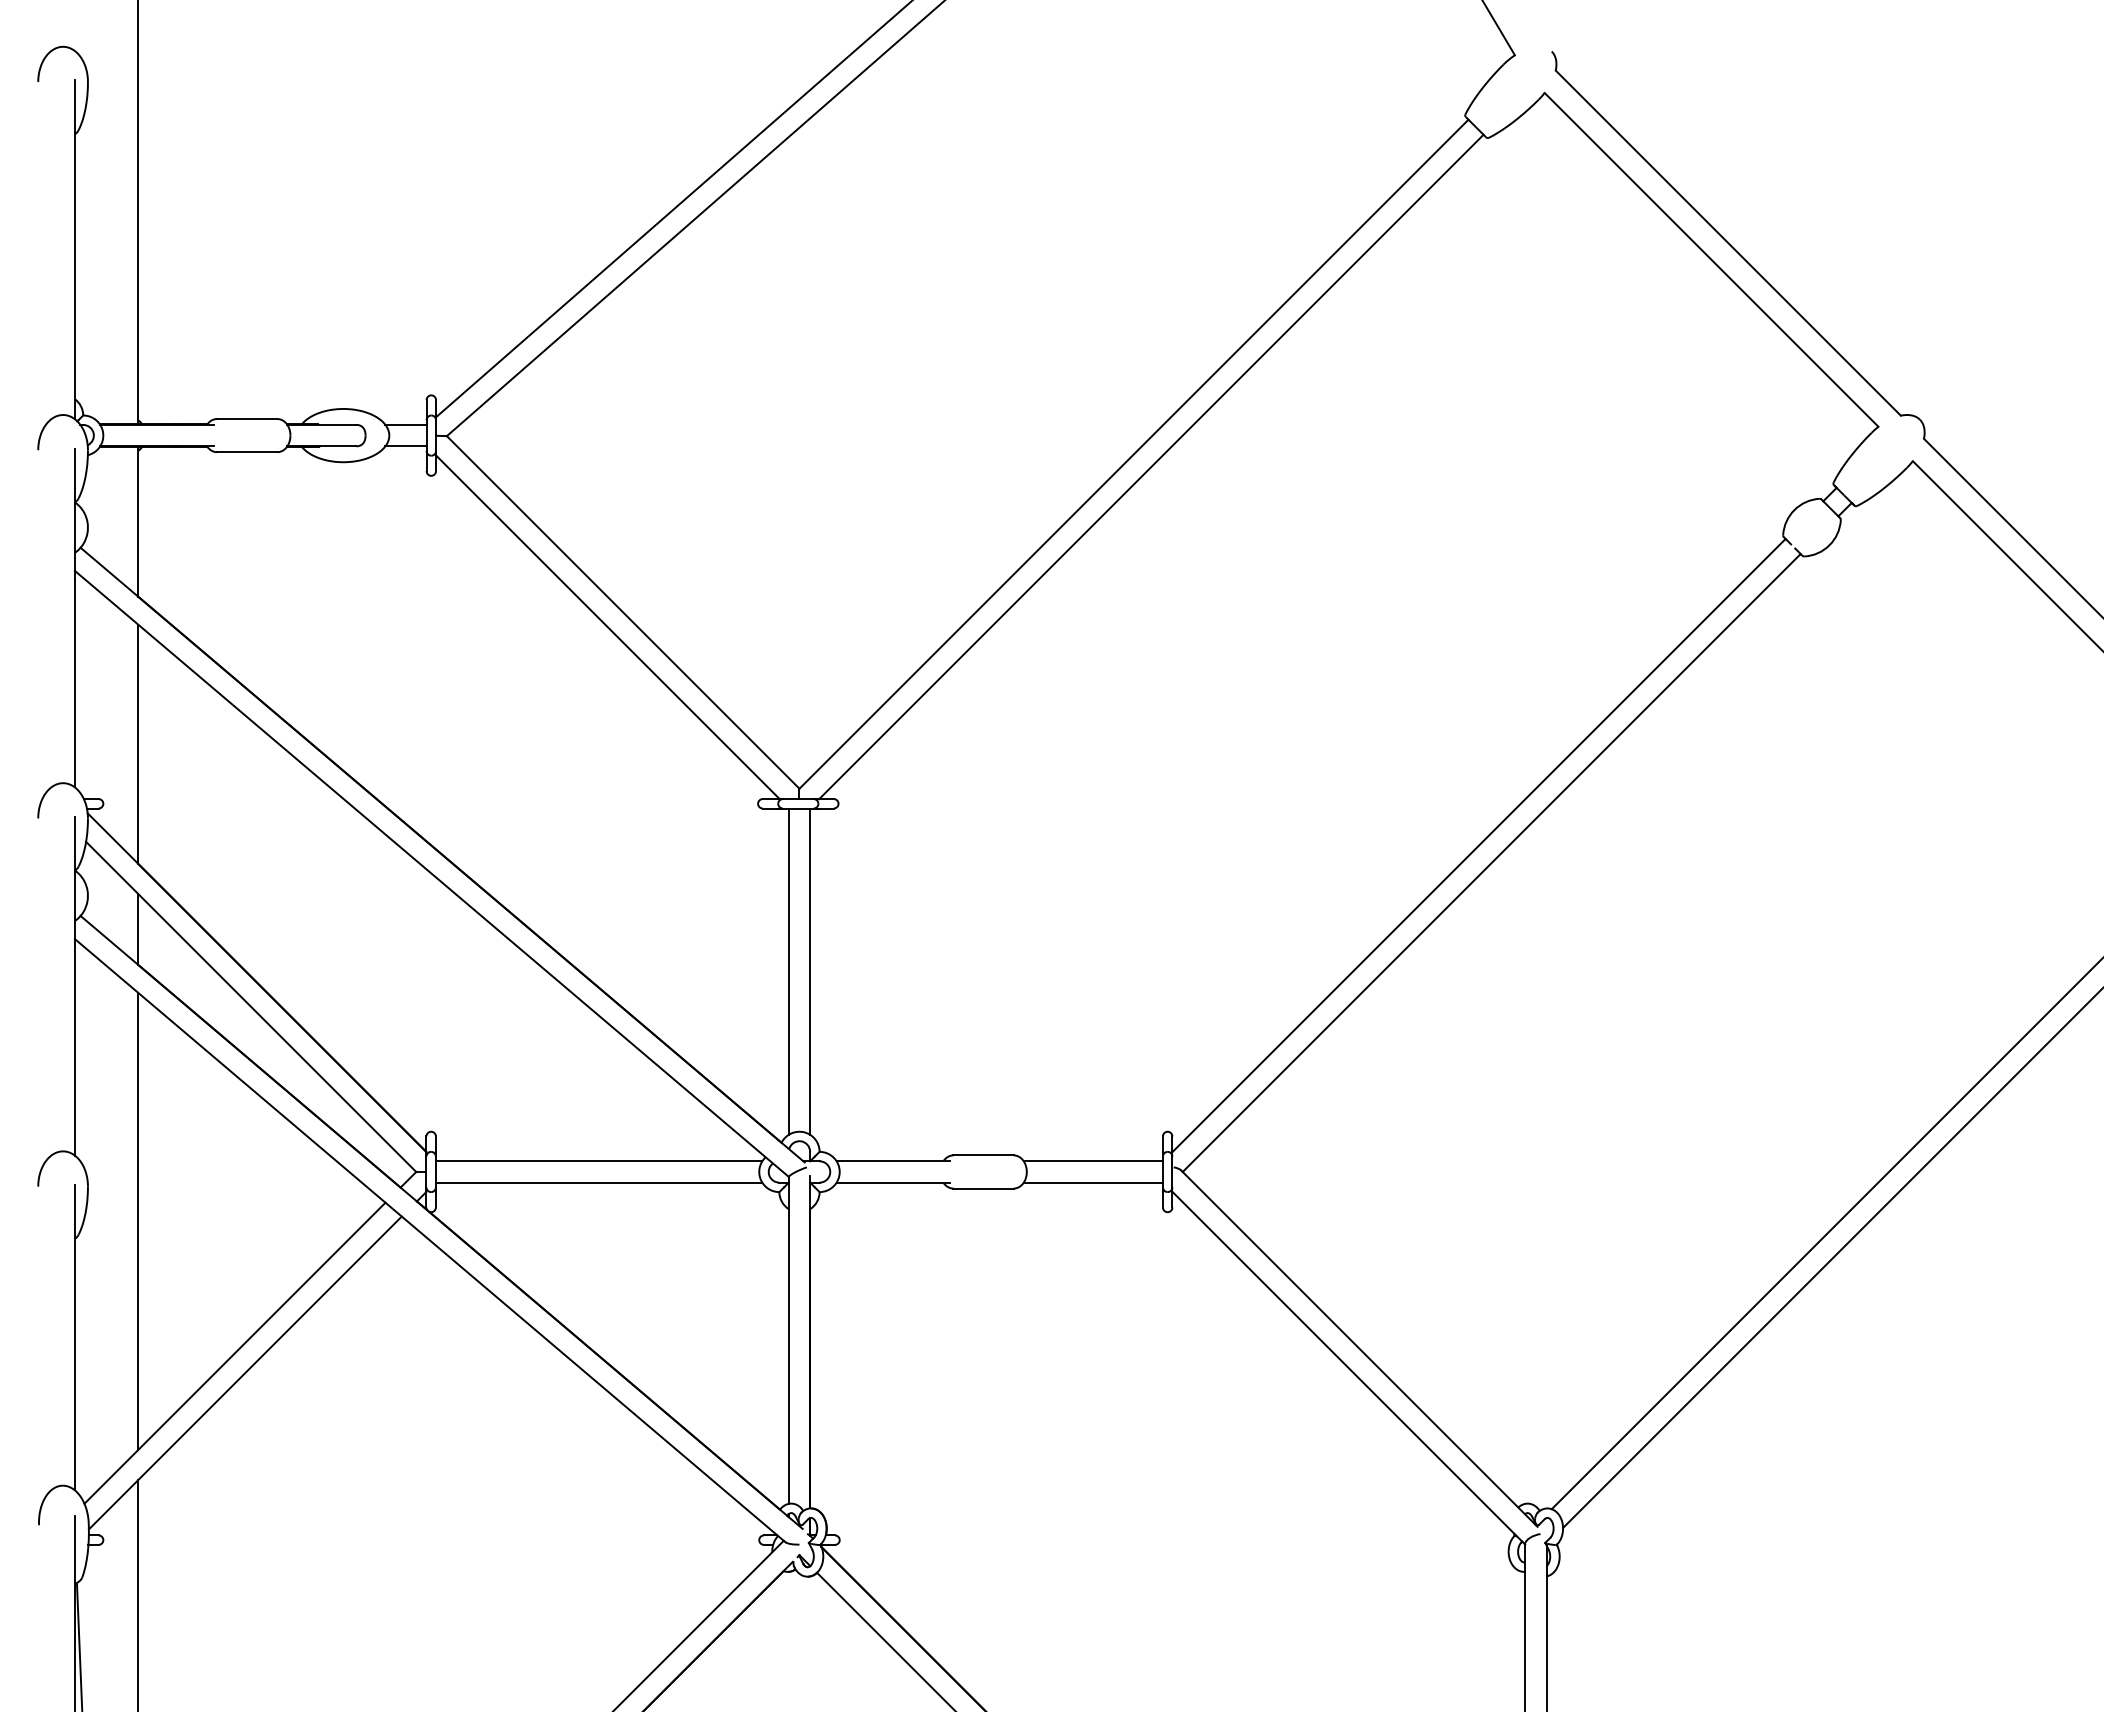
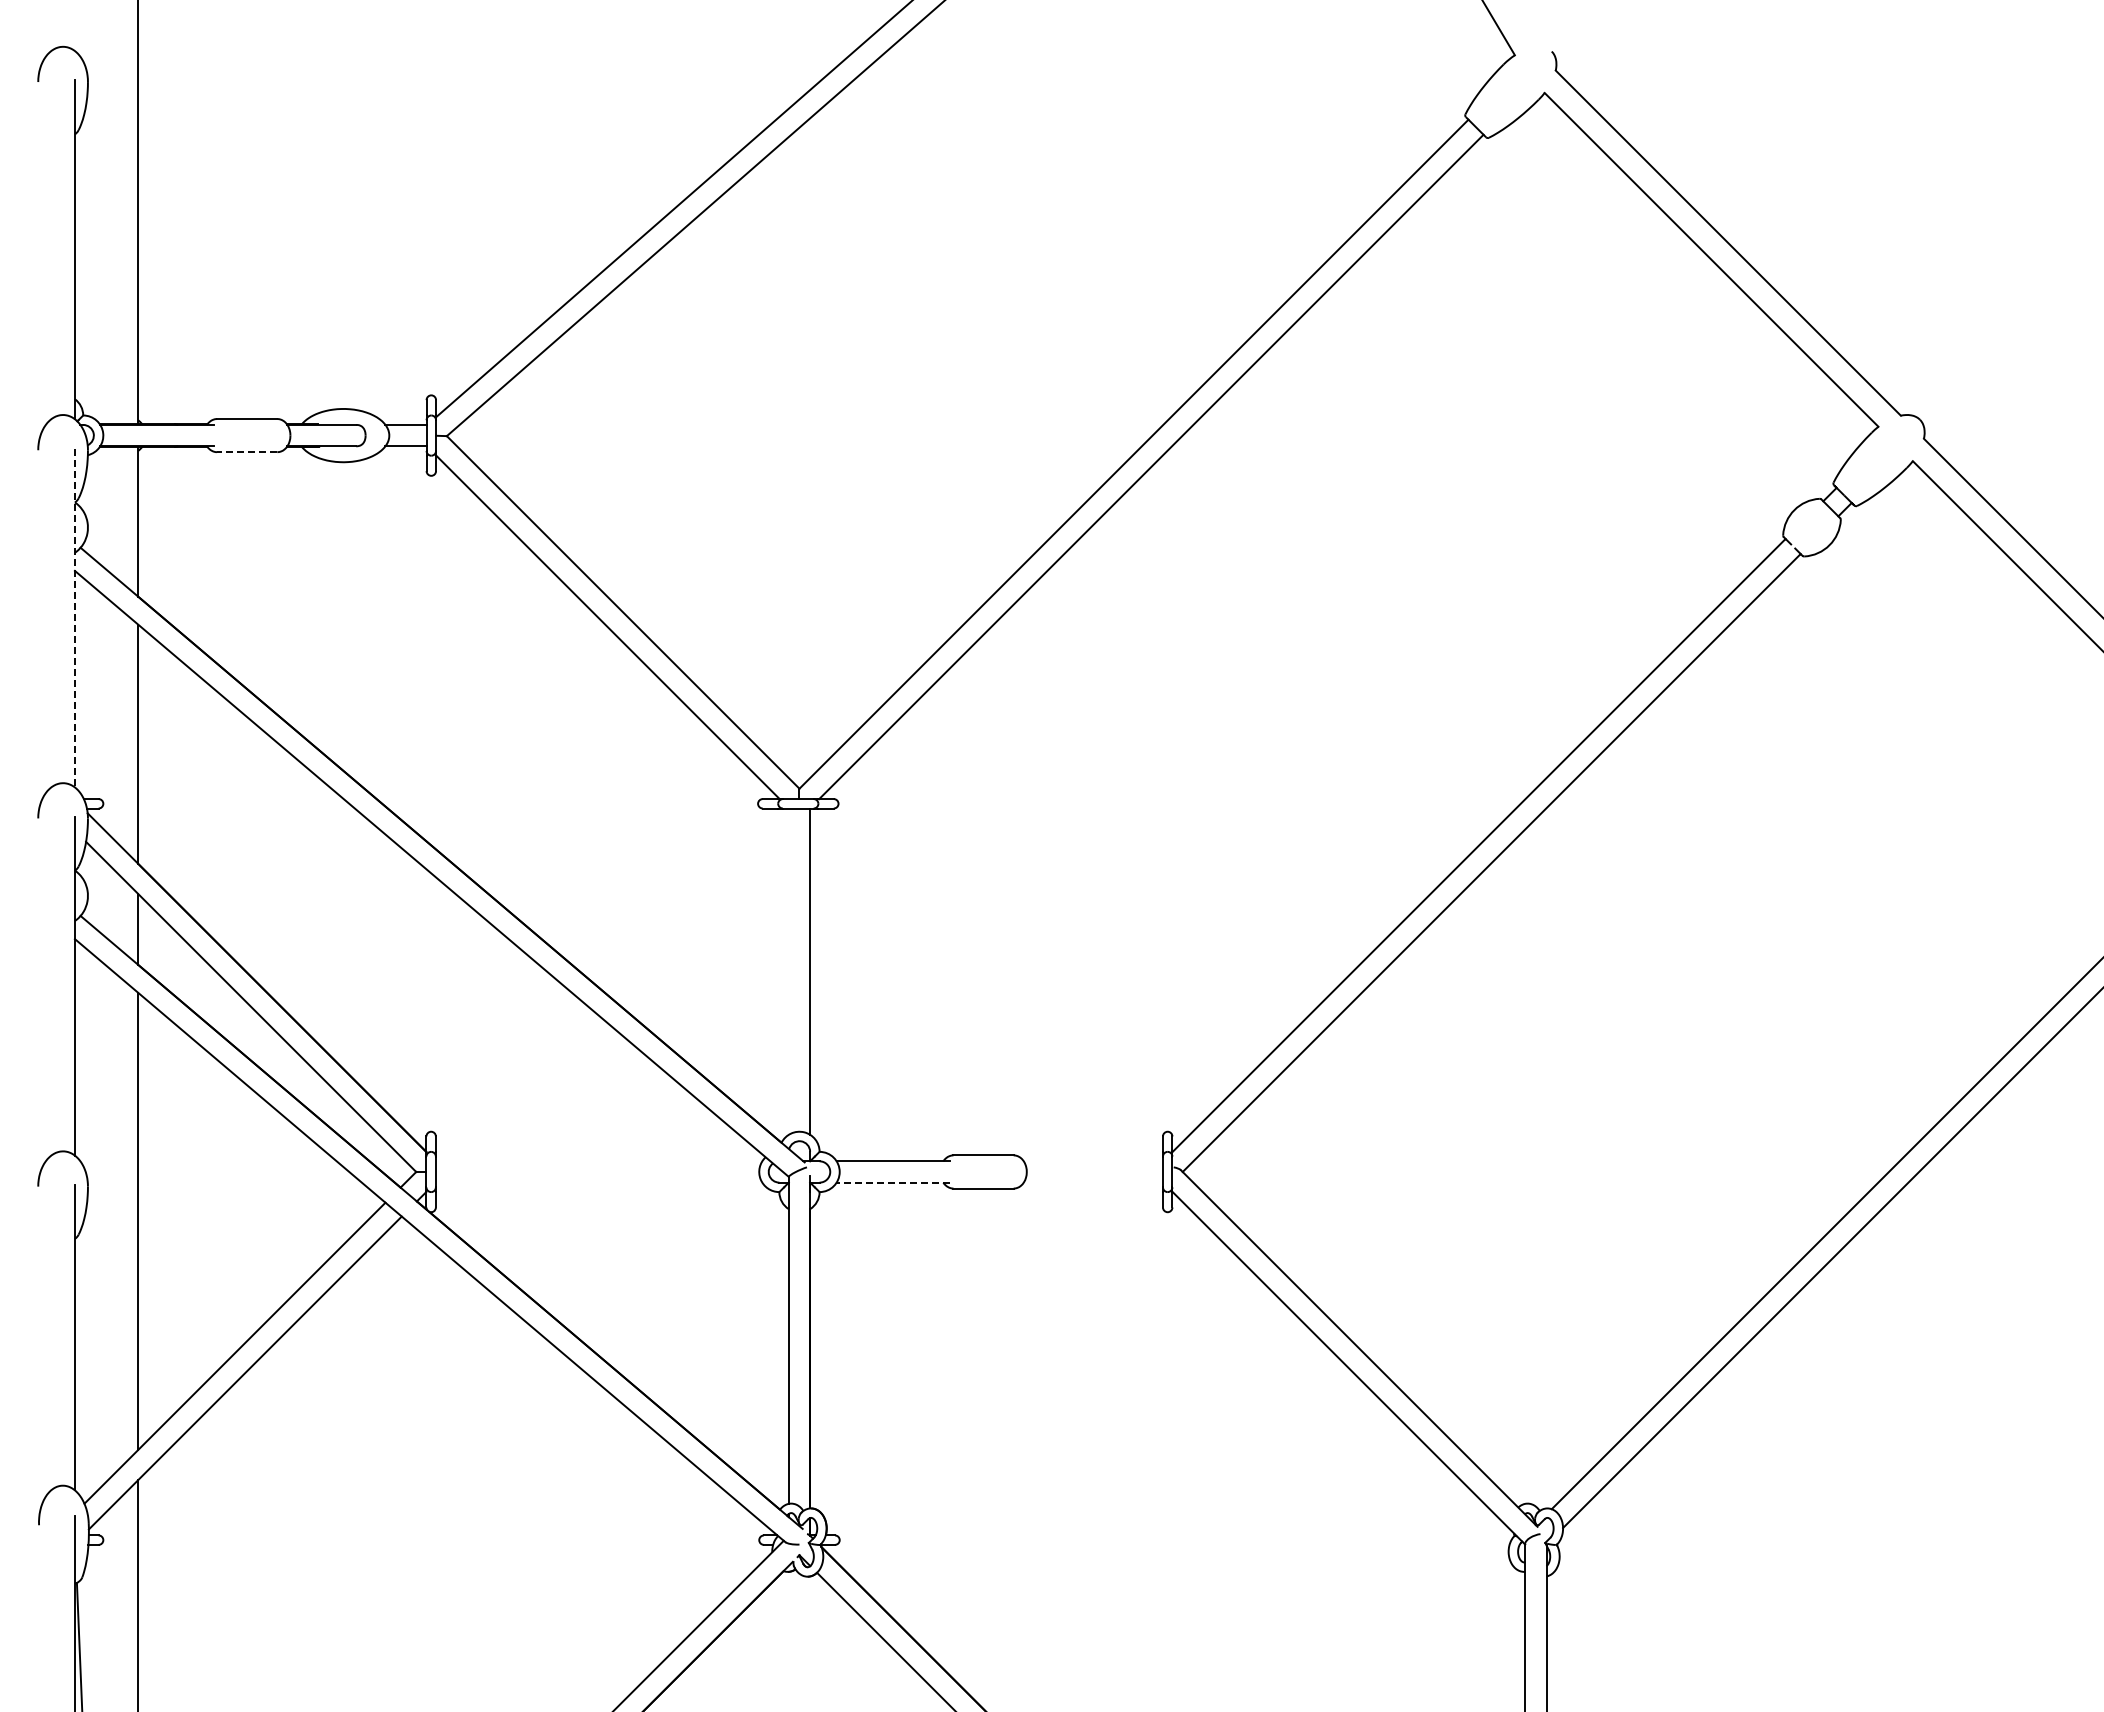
line: solid -> dashed (246, 452)
line: solid -> dashed (74, 618)
line: present -> none (788, 971)
line: present -> none (598, 1161)
line: present -> none (1092, 1161)
line: present -> none (598, 1182)
line: solid -> dashed (893, 1182)
line: present -> none (1092, 1182)
